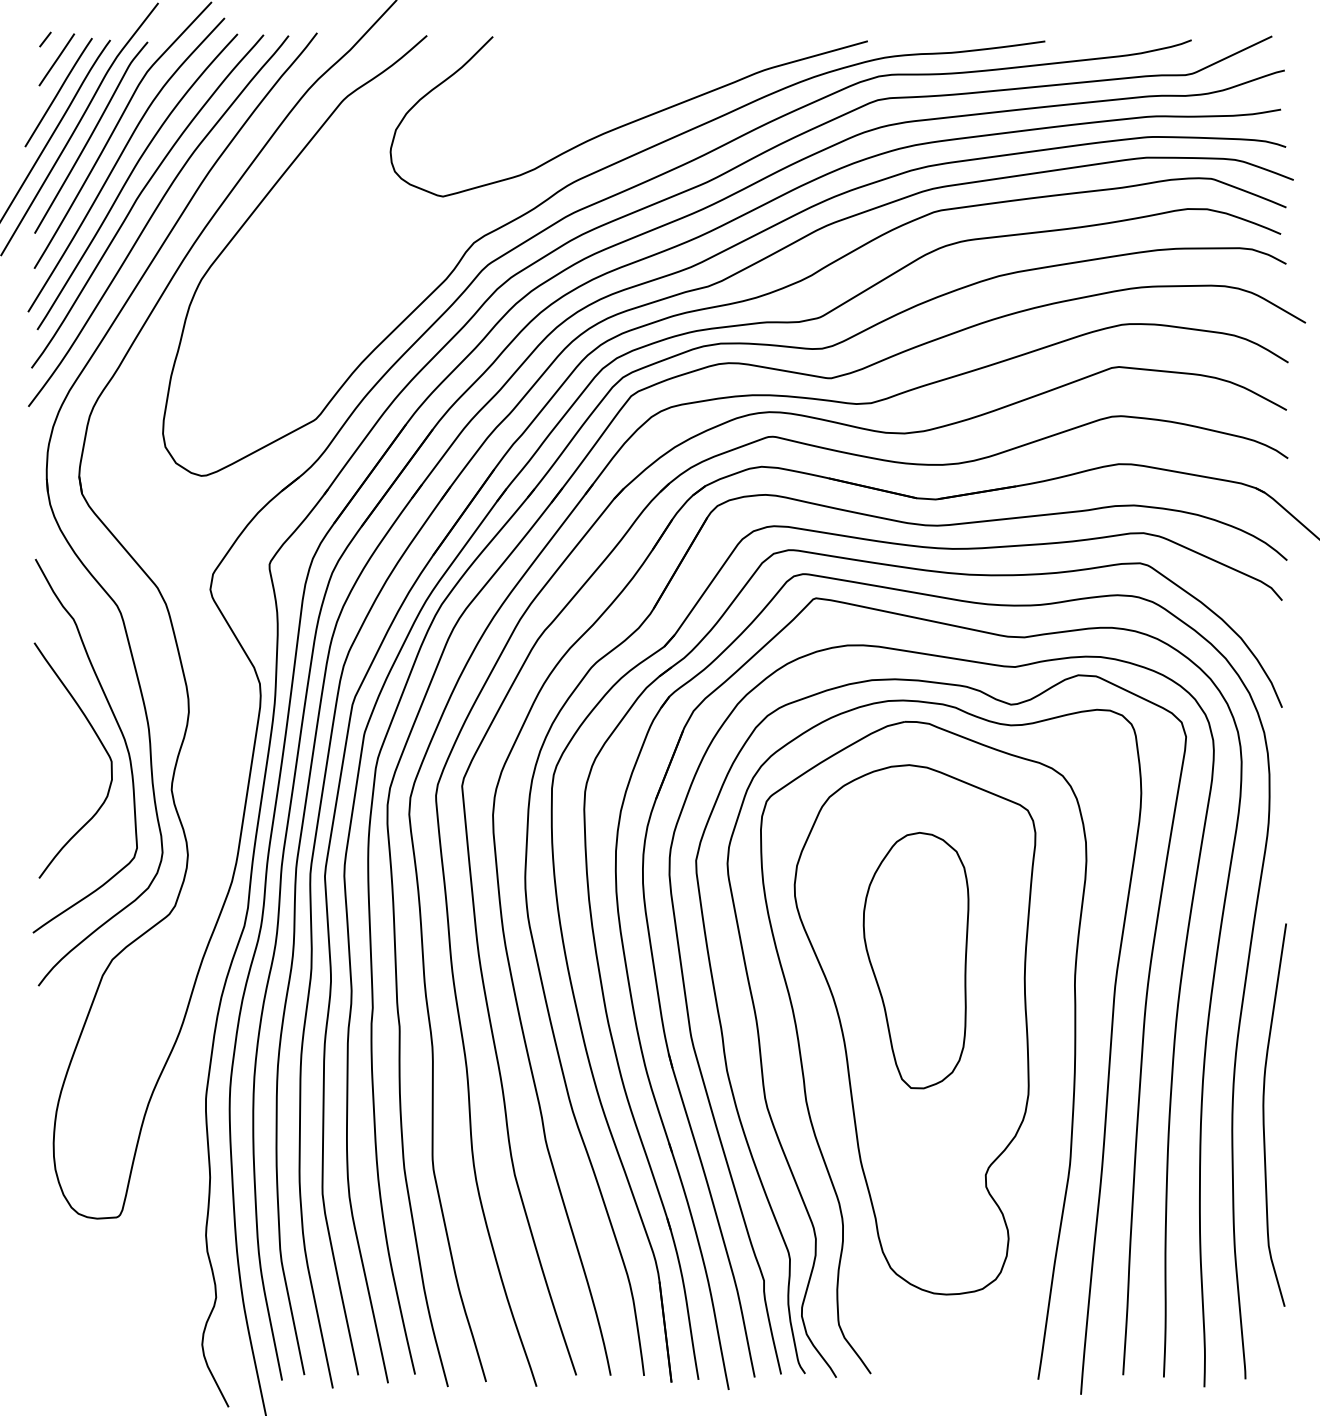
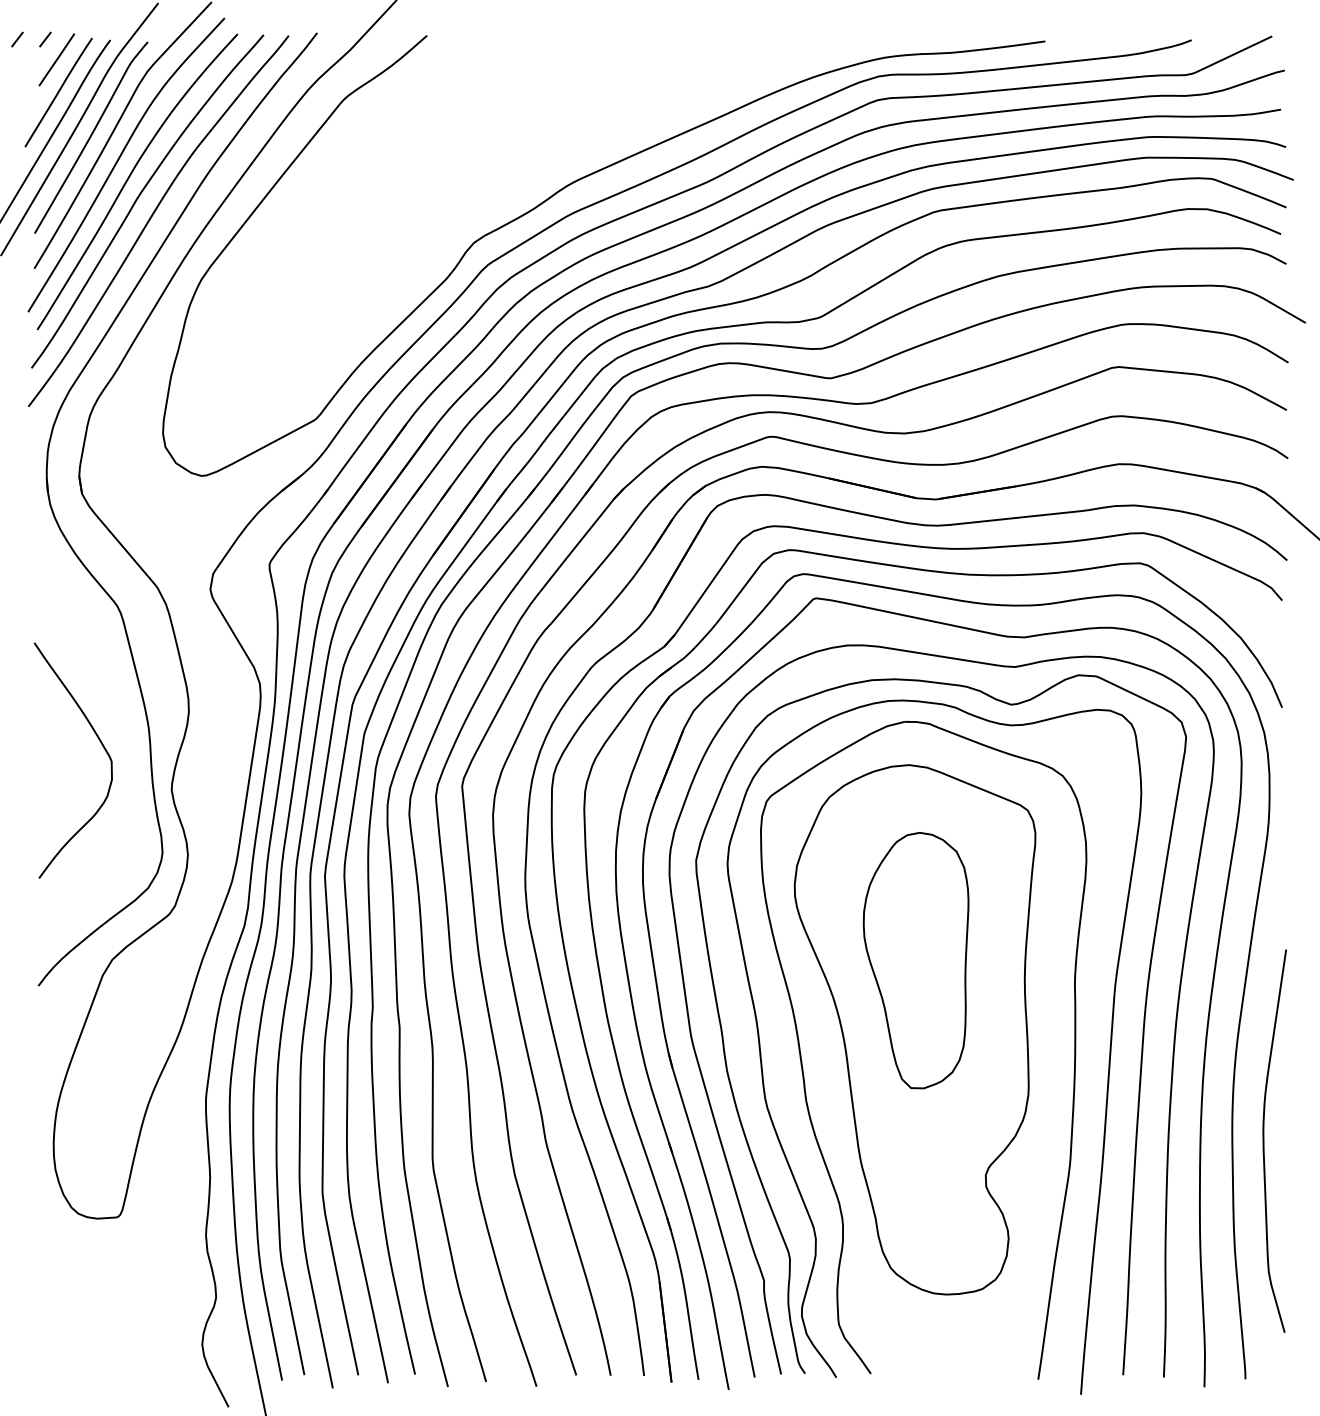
line: none -> present (17, 39)
curve: present -> none (631, 121)
curve: present -> none (120, 732)
curve position: (1264, 1114) -> (1264, 1140) (1264, 1140)
